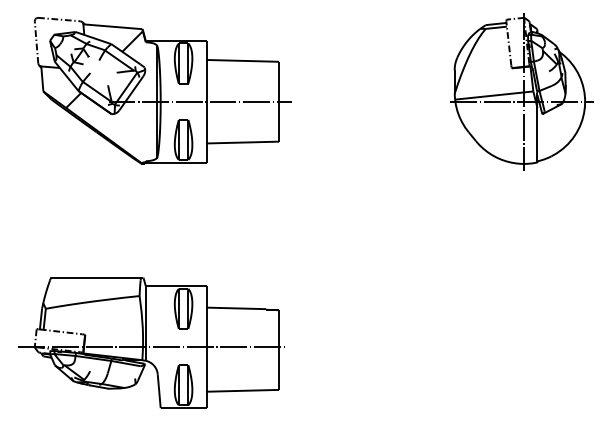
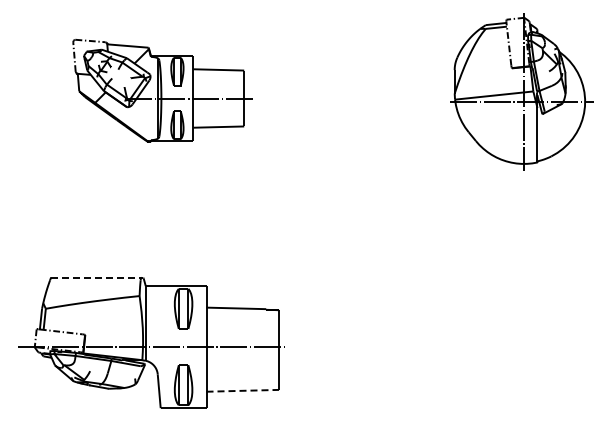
part size: 258x148 px -> 181x104 px (162, 90)
line: solid -> dashed (96, 277)
line: solid -> dashed (243, 390)
